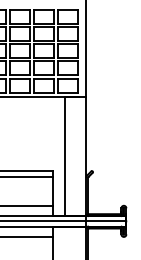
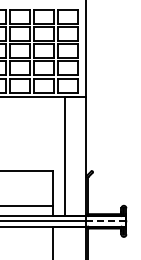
line: present -> none (27, 177)
line: solid -> dashed (106, 221)
line: present -> none (27, 236)
